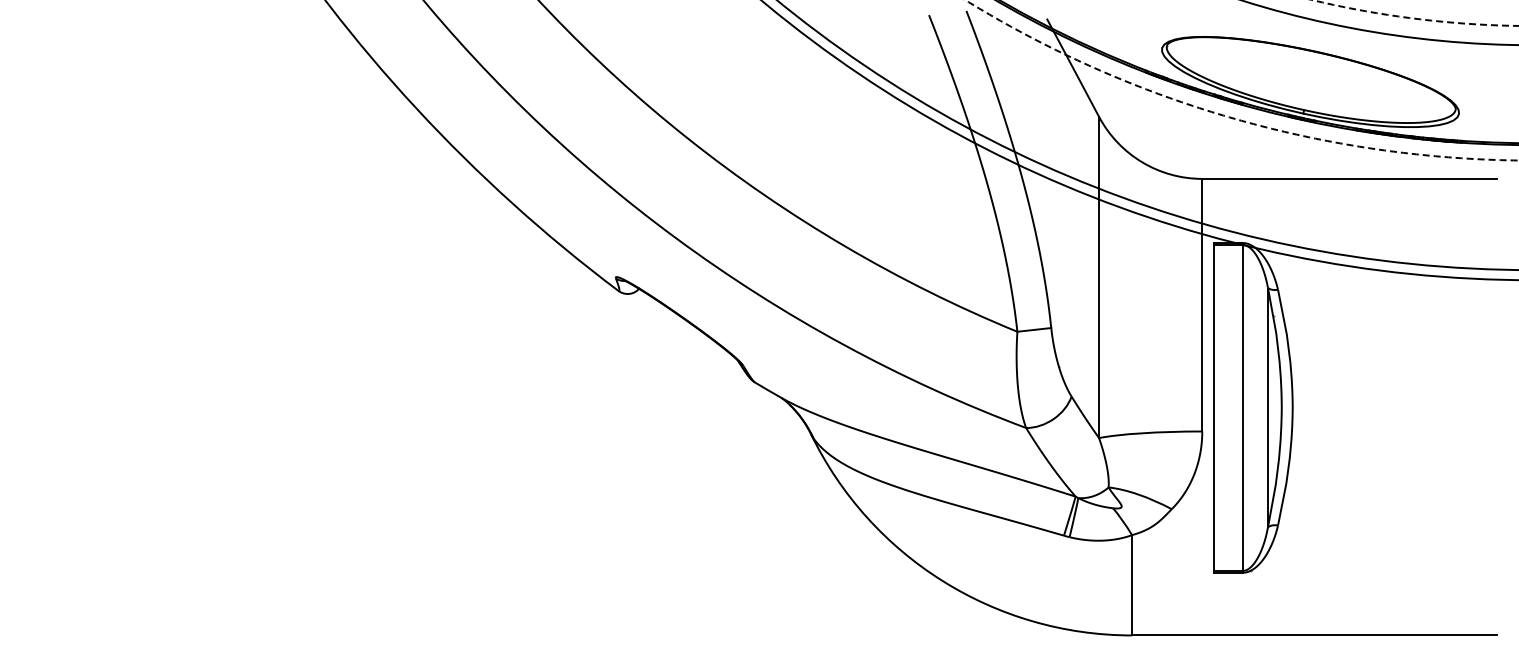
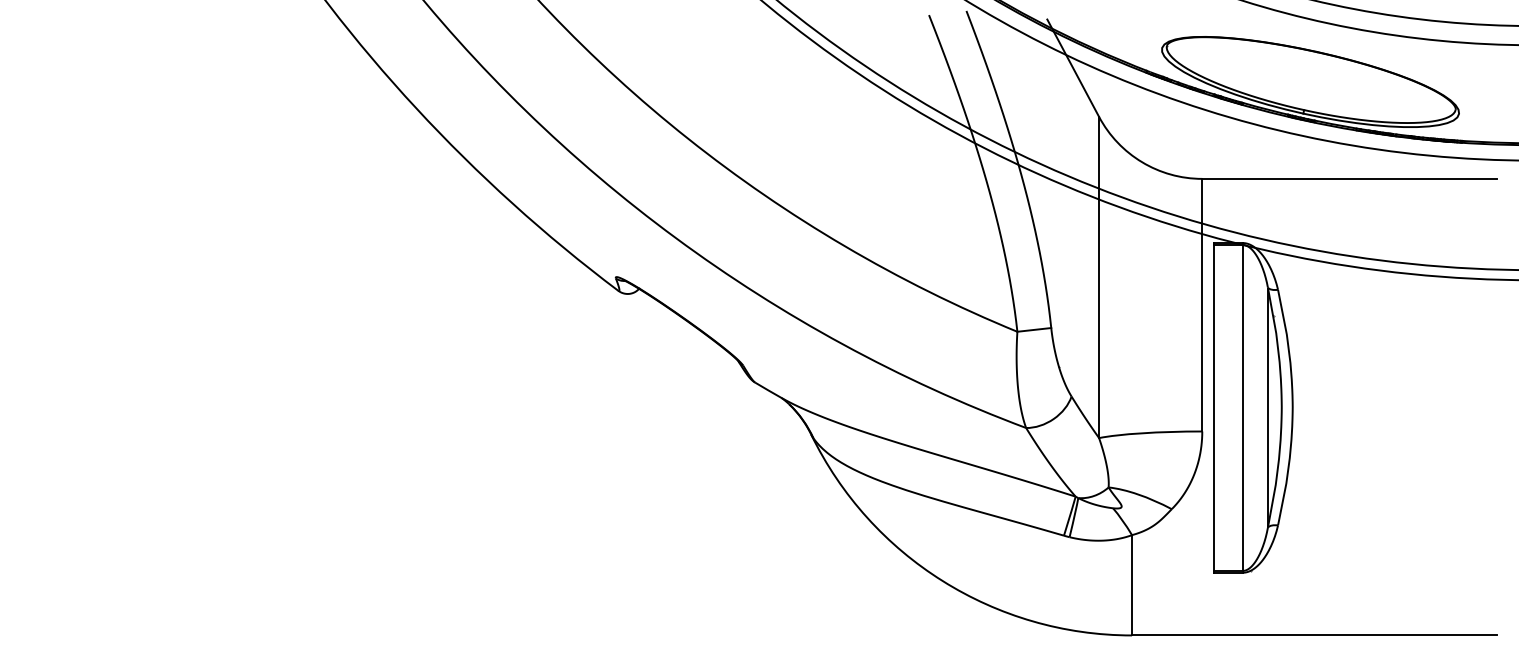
arc: dashed -> solid (1414, 18)
arc: dashed -> solid (1231, 117)
